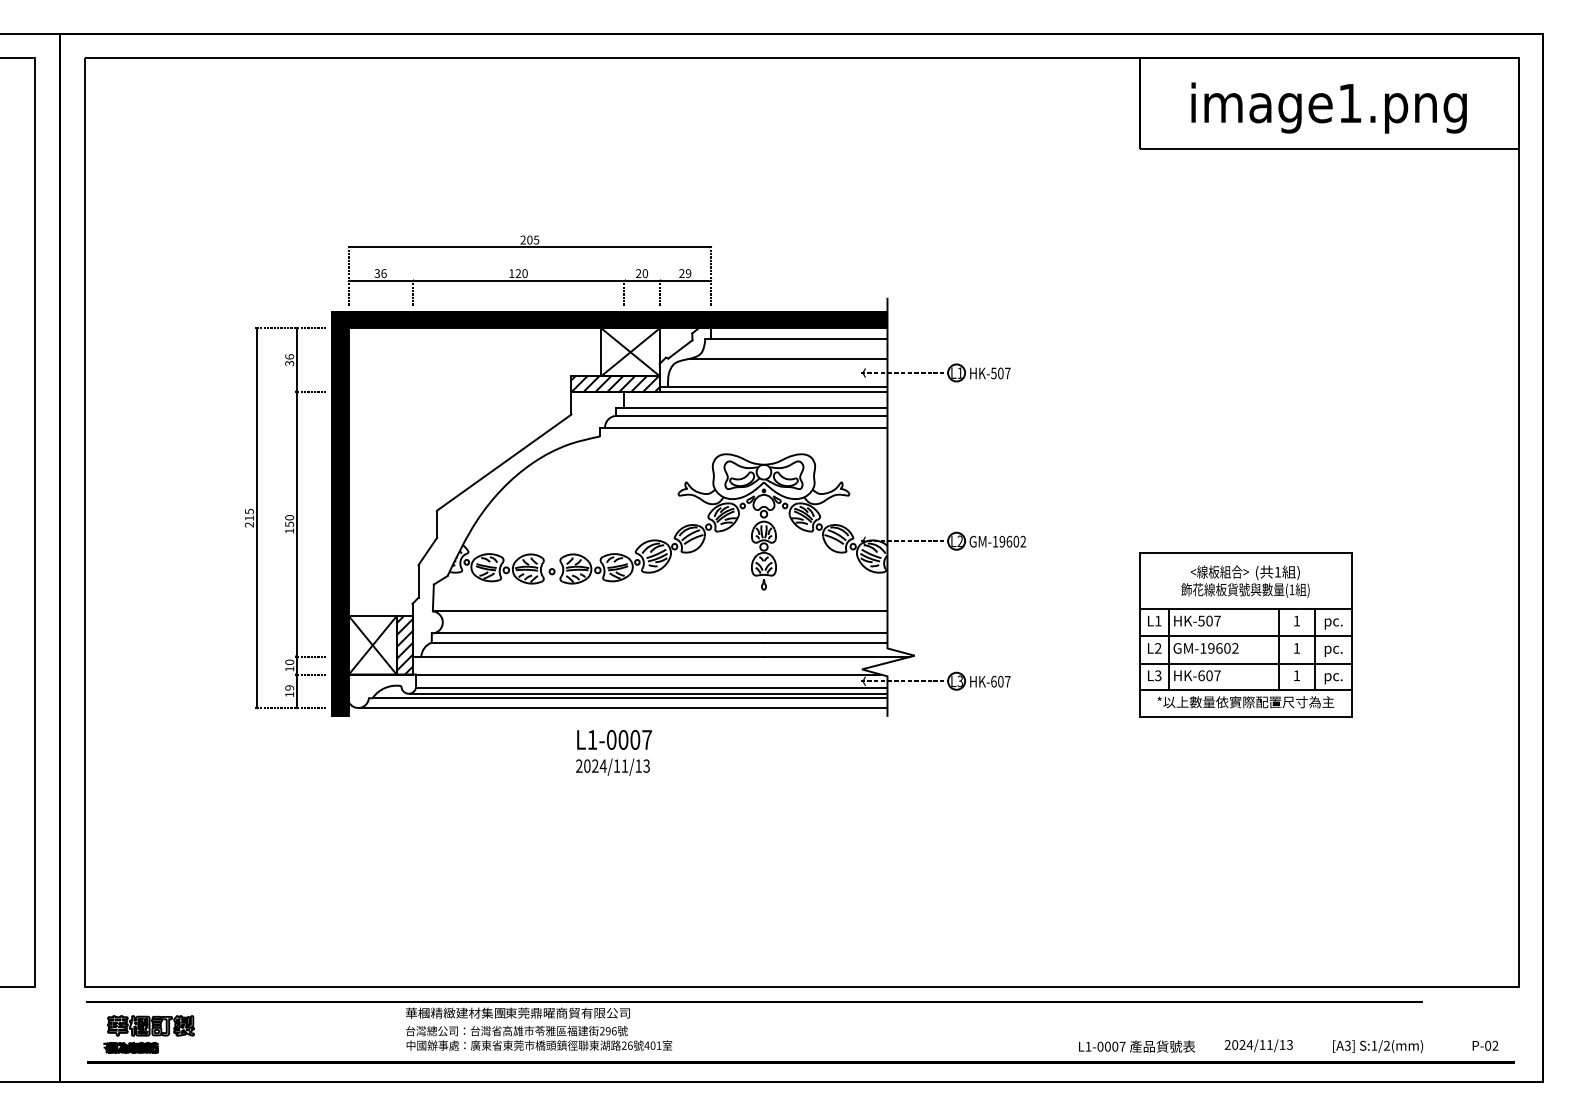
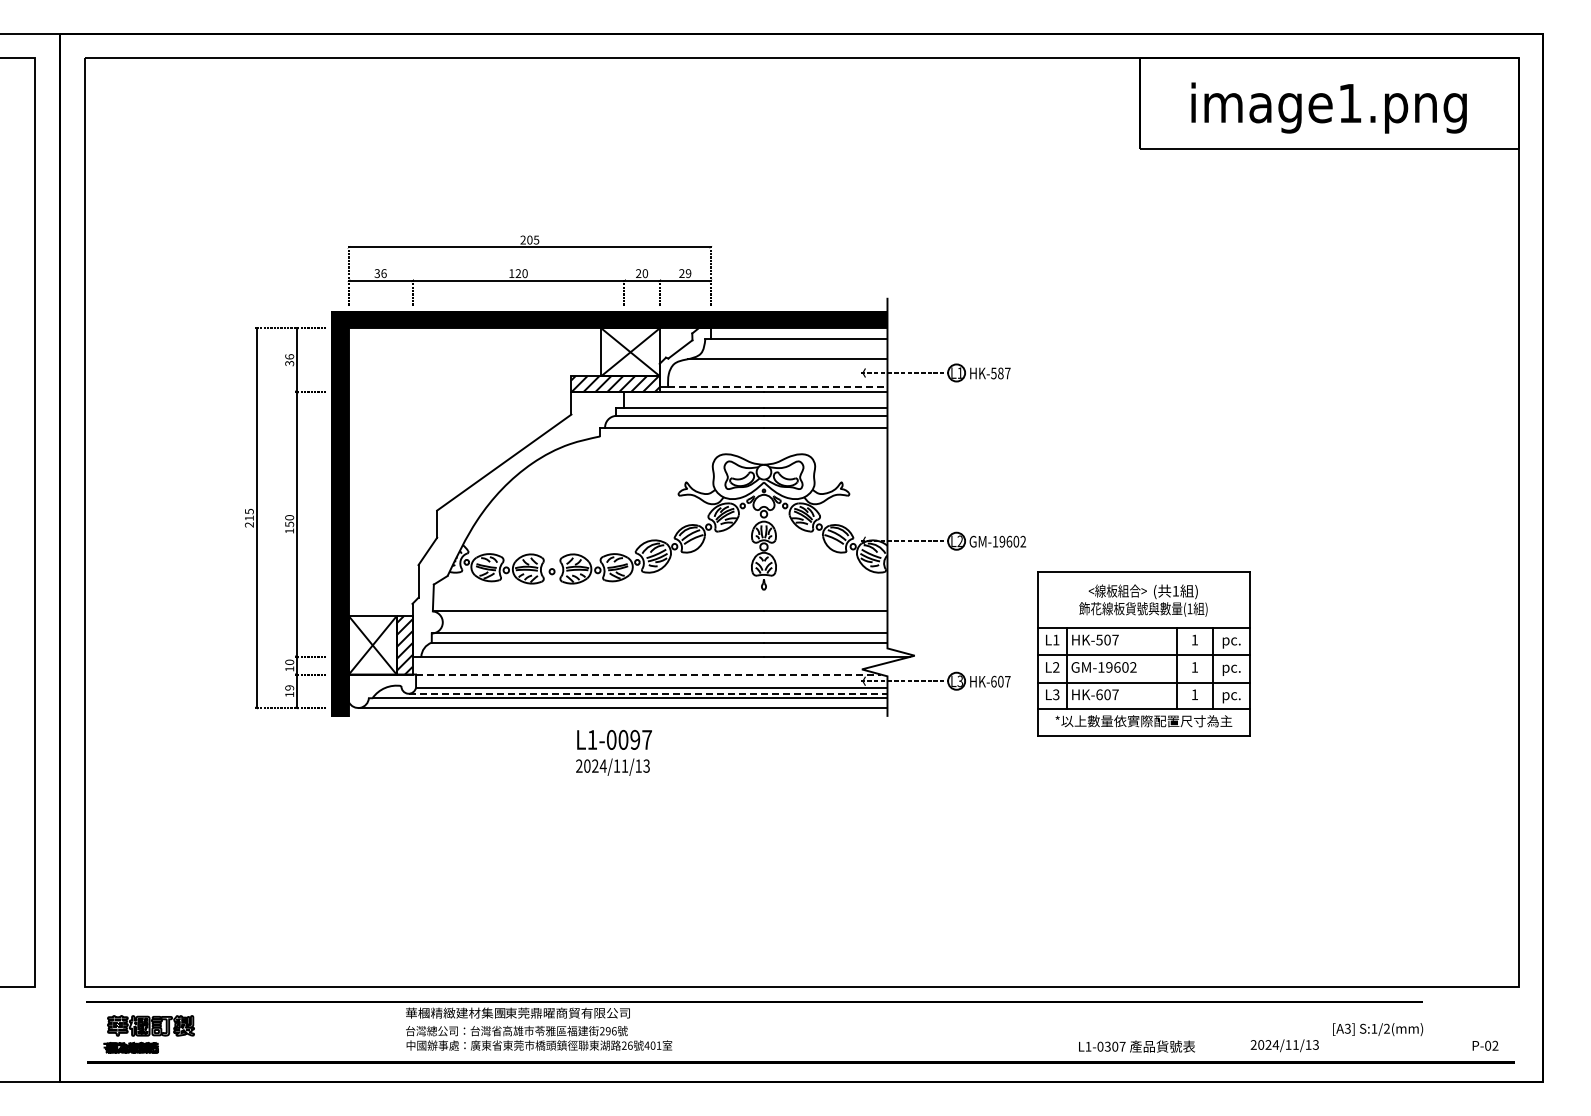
text: HK-507 -> HK-587 (1000, 373)
line: solid -> dashed (777, 386)
part position: (1245, 634) -> (1143, 653) (1143, 653)
line: solid -> dashed (648, 674)
line: solid -> dashed (647, 693)
text: L1-0007 -> L1-0097 (635, 739)
text position: (1258, 1045) -> (1284, 1045) (1284, 1045)
text: L1-0007 -> L1-0307 (1107, 1046)
text position: (1378, 1046) -> (1378, 1029) (1378, 1029)
